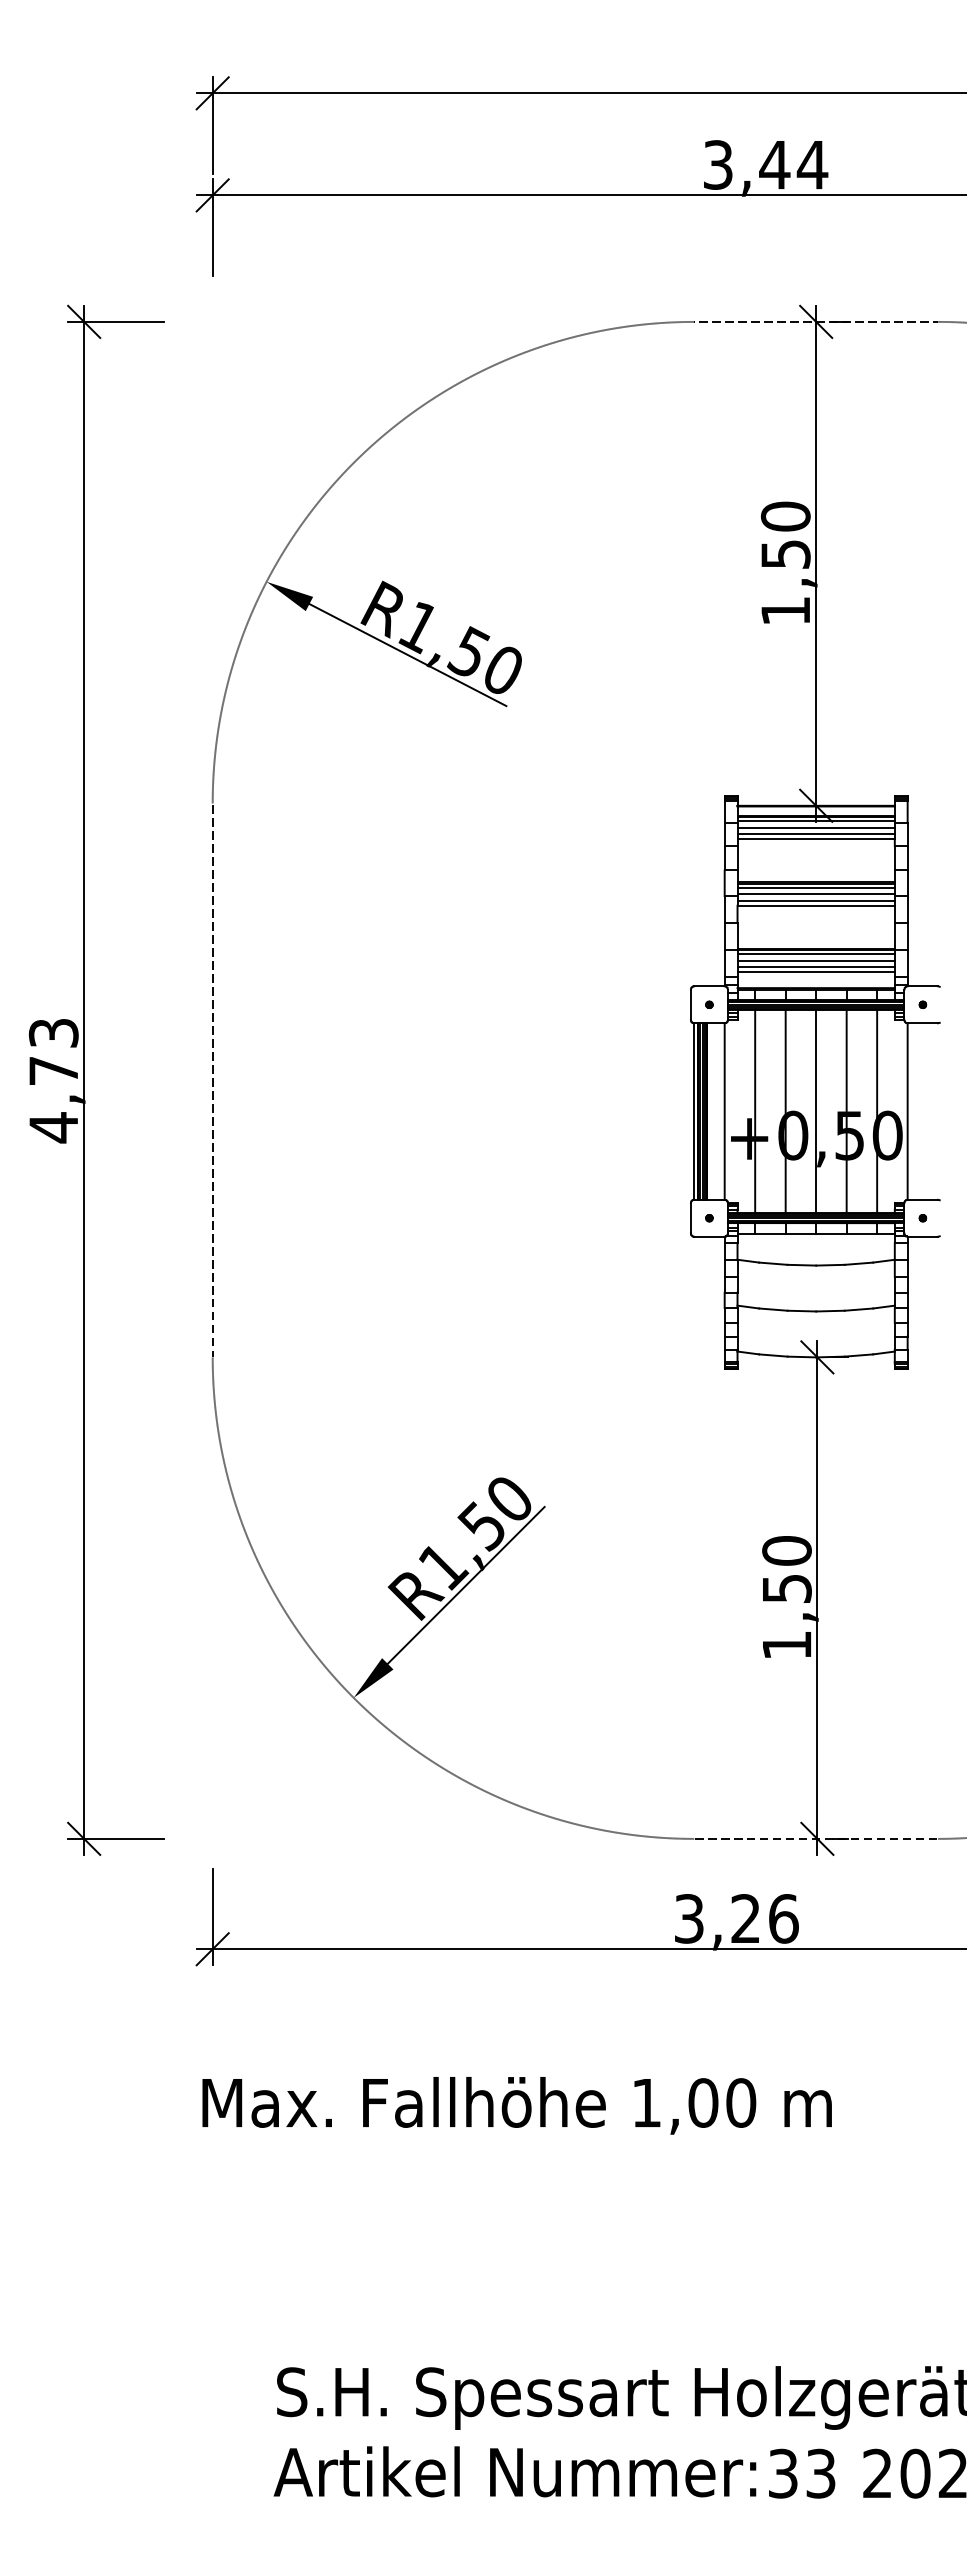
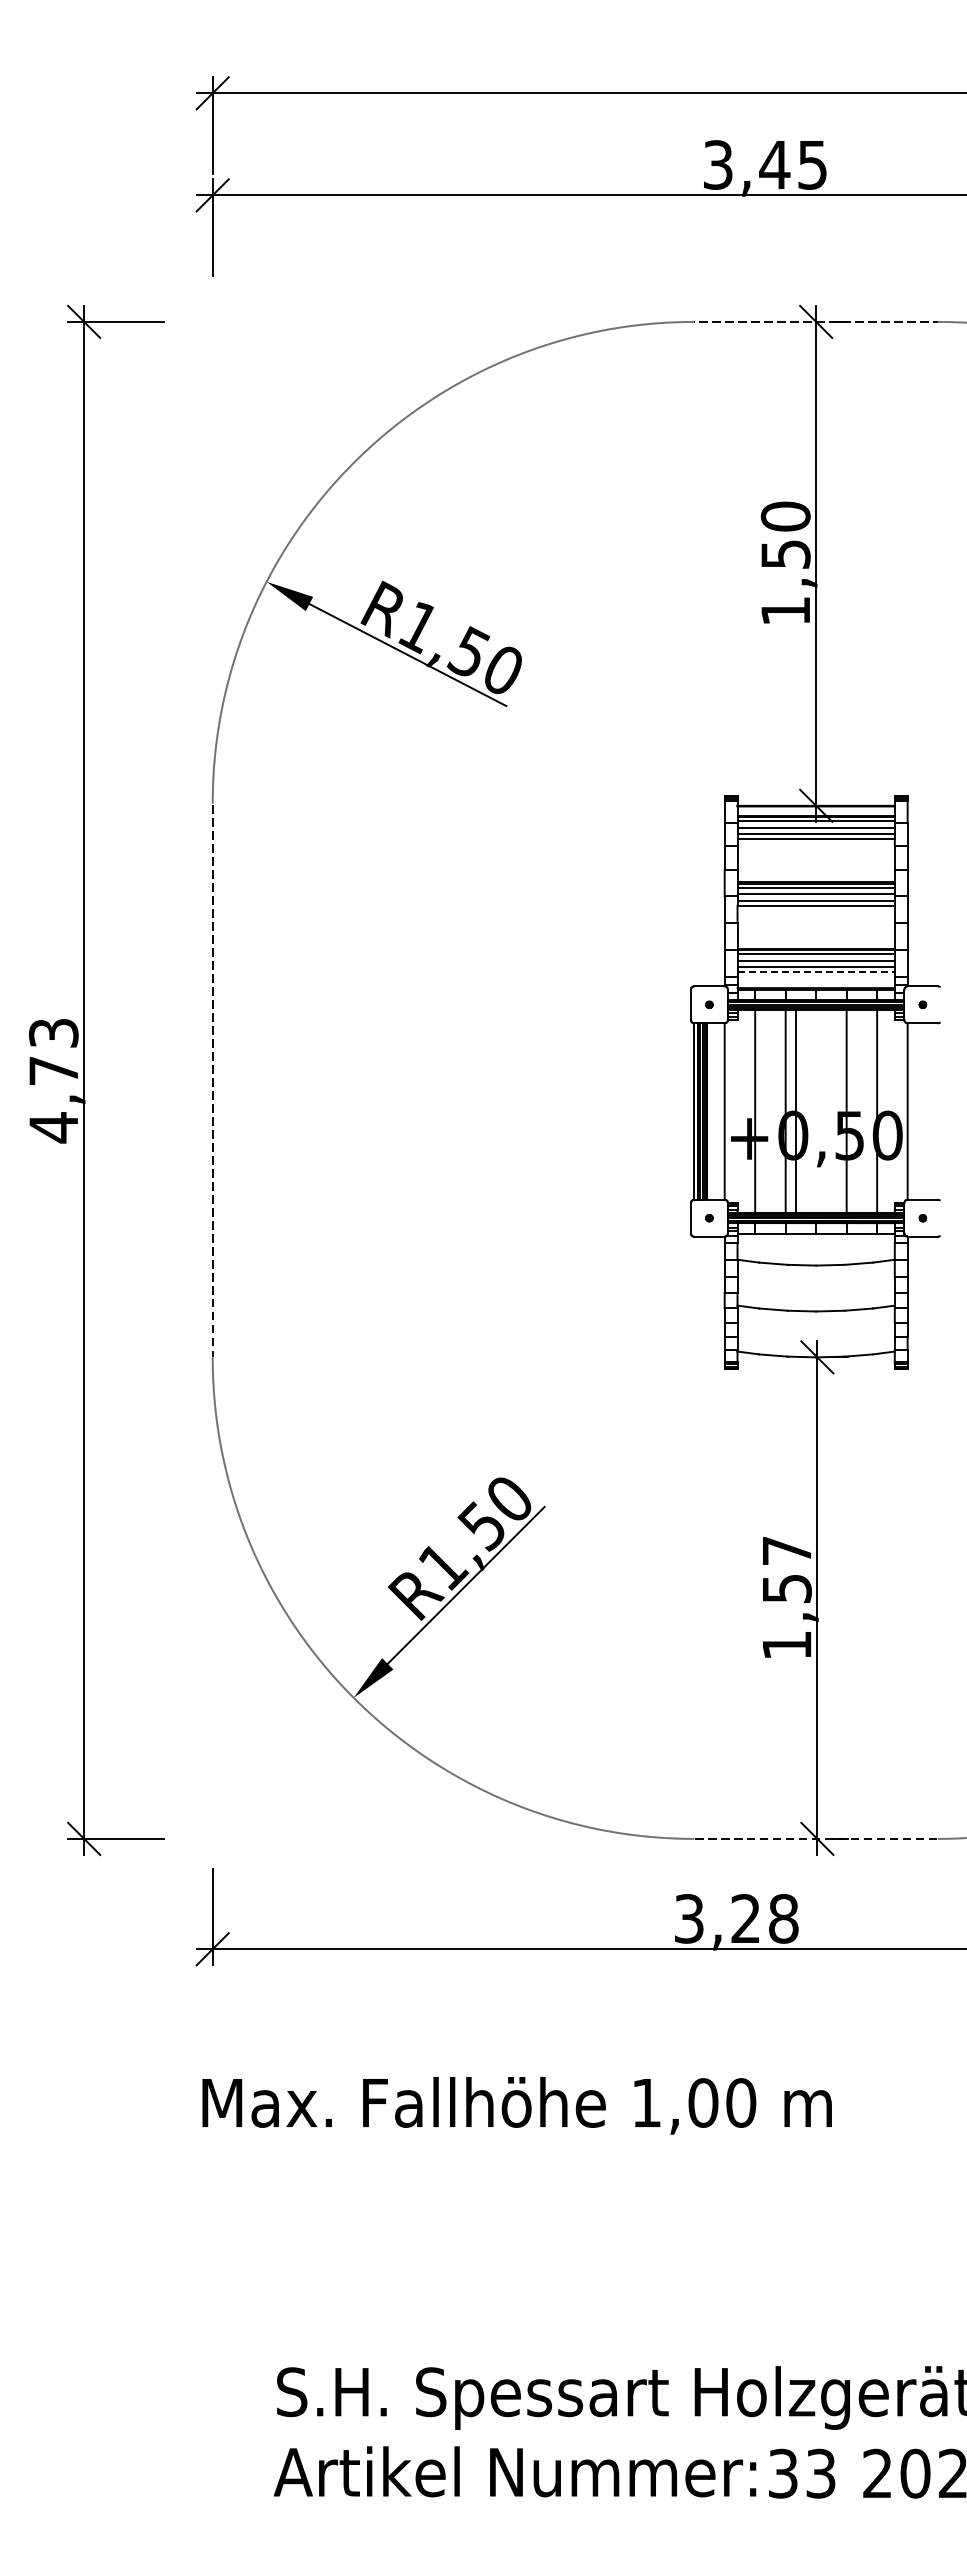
text: 3,44 -> 3,45 (812, 165)
line: solid -> dashed (816, 972)
line position: (816, 1111) -> (796, 1111) (796, 1111)
text: 1,50 -> 1,57 (786, 1550)
text: 3,26 -> 3,28 (783, 1918)
